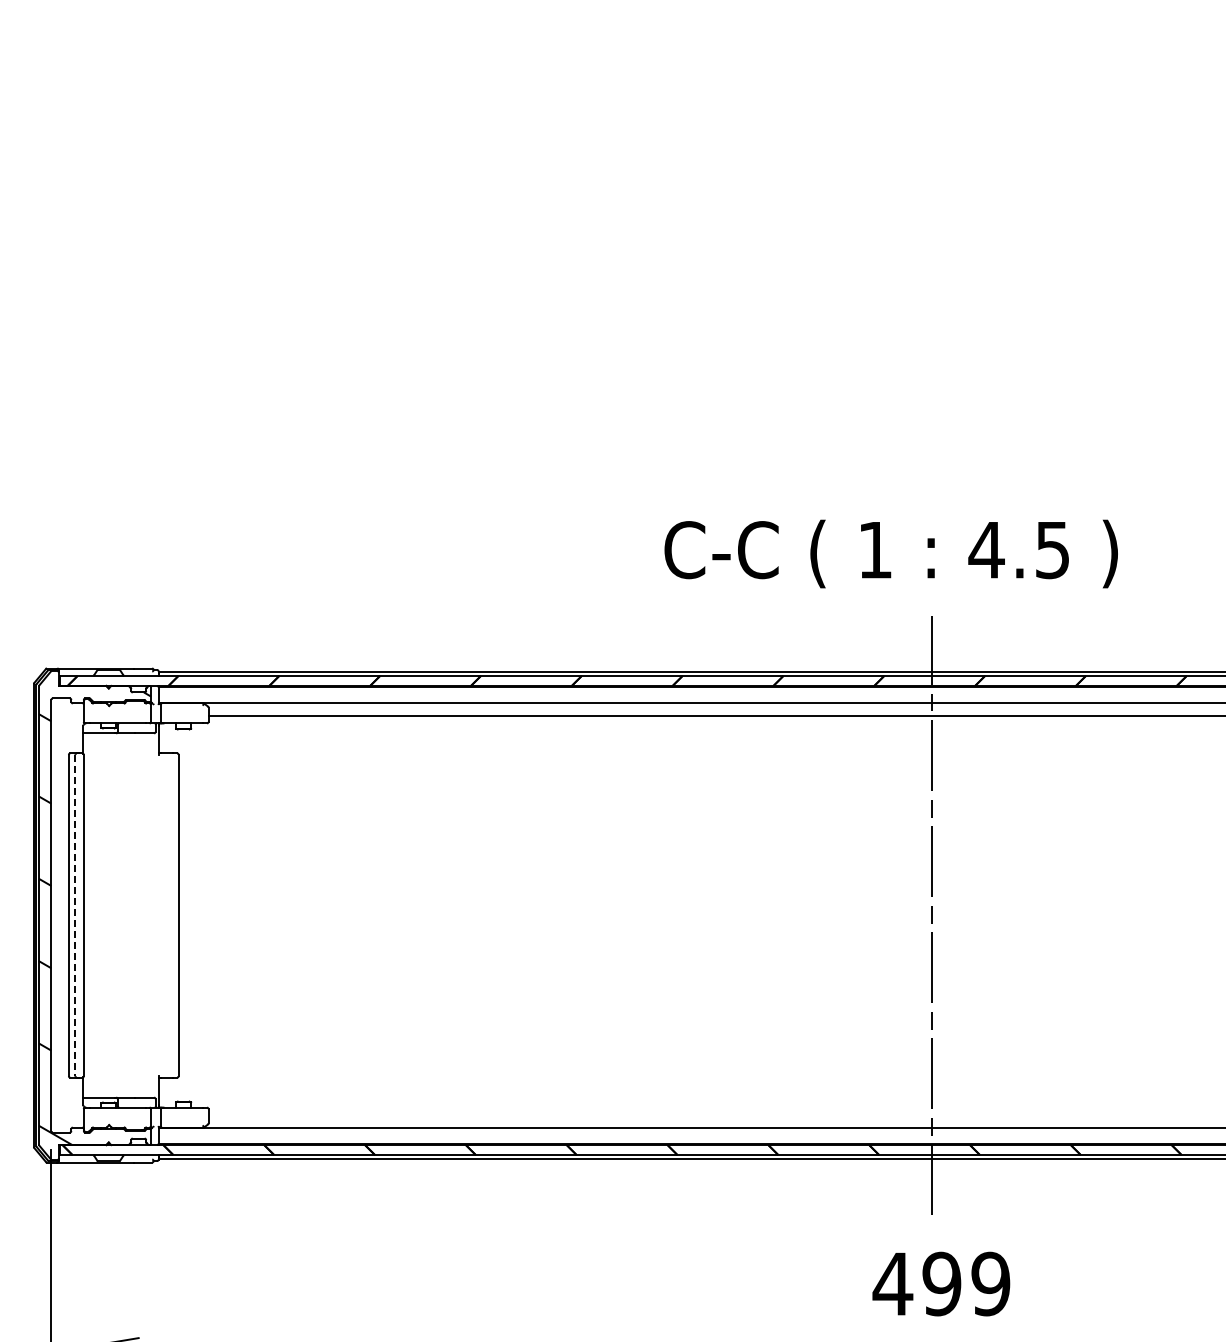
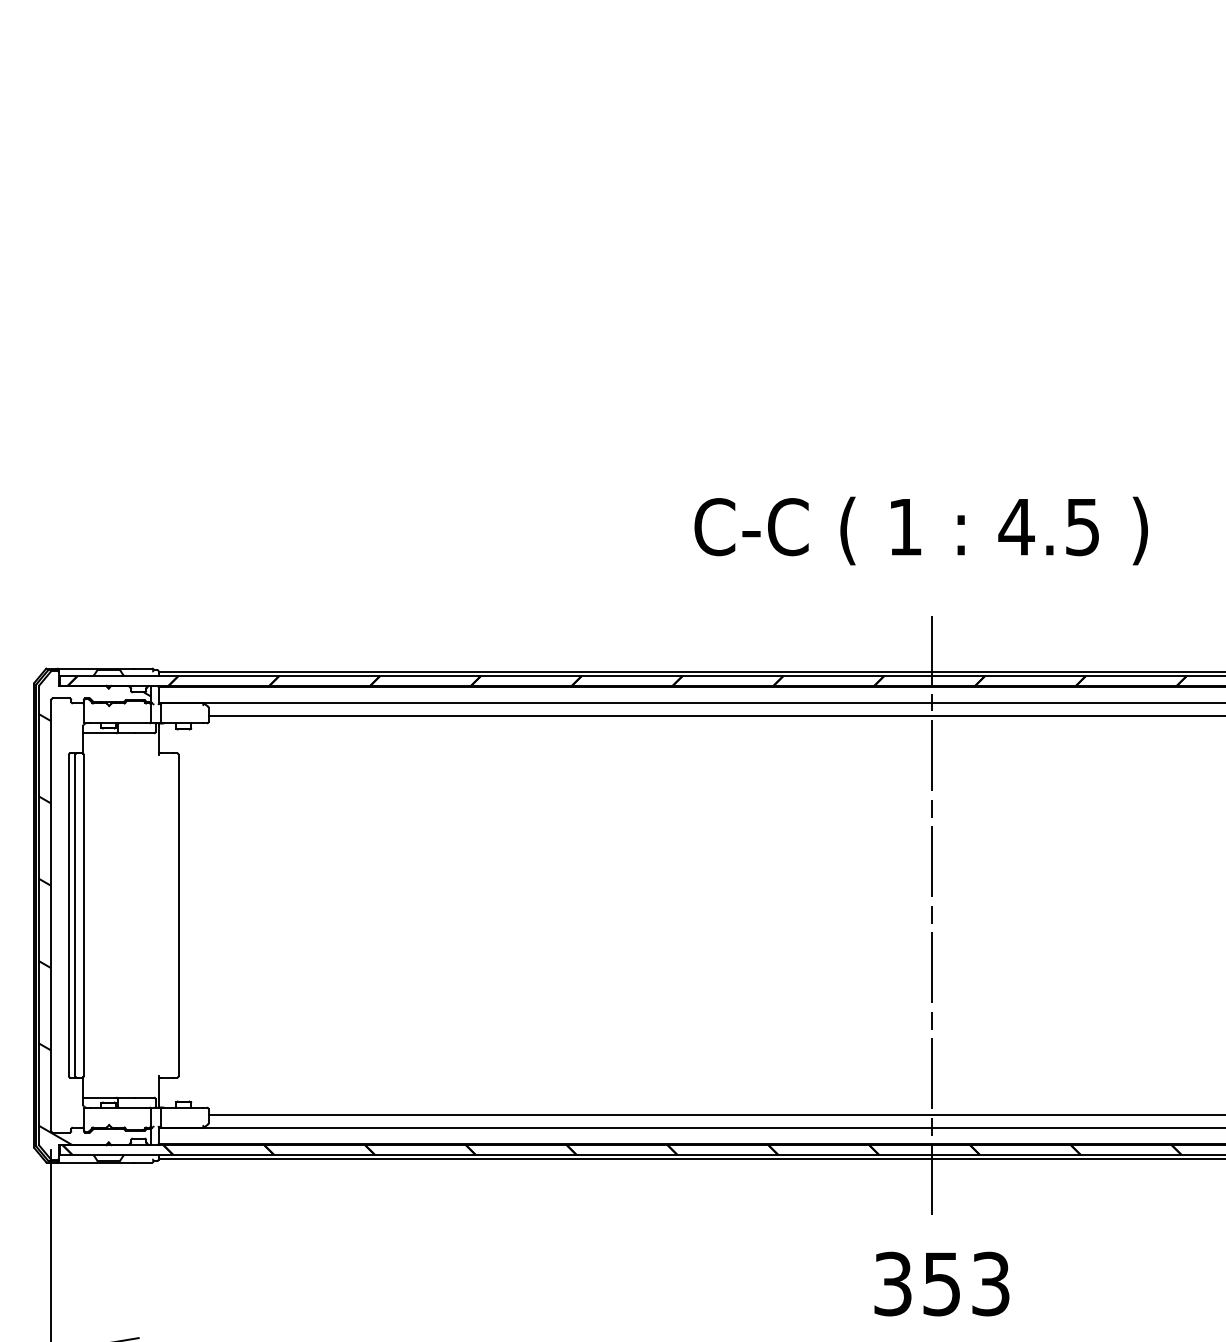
text position: (890, 553) -> (920, 530) (920, 530)
line: dashed -> solid (75, 915)
line: none -> present (715, 1115)
text: 499 -> 353 (941, 1283)
